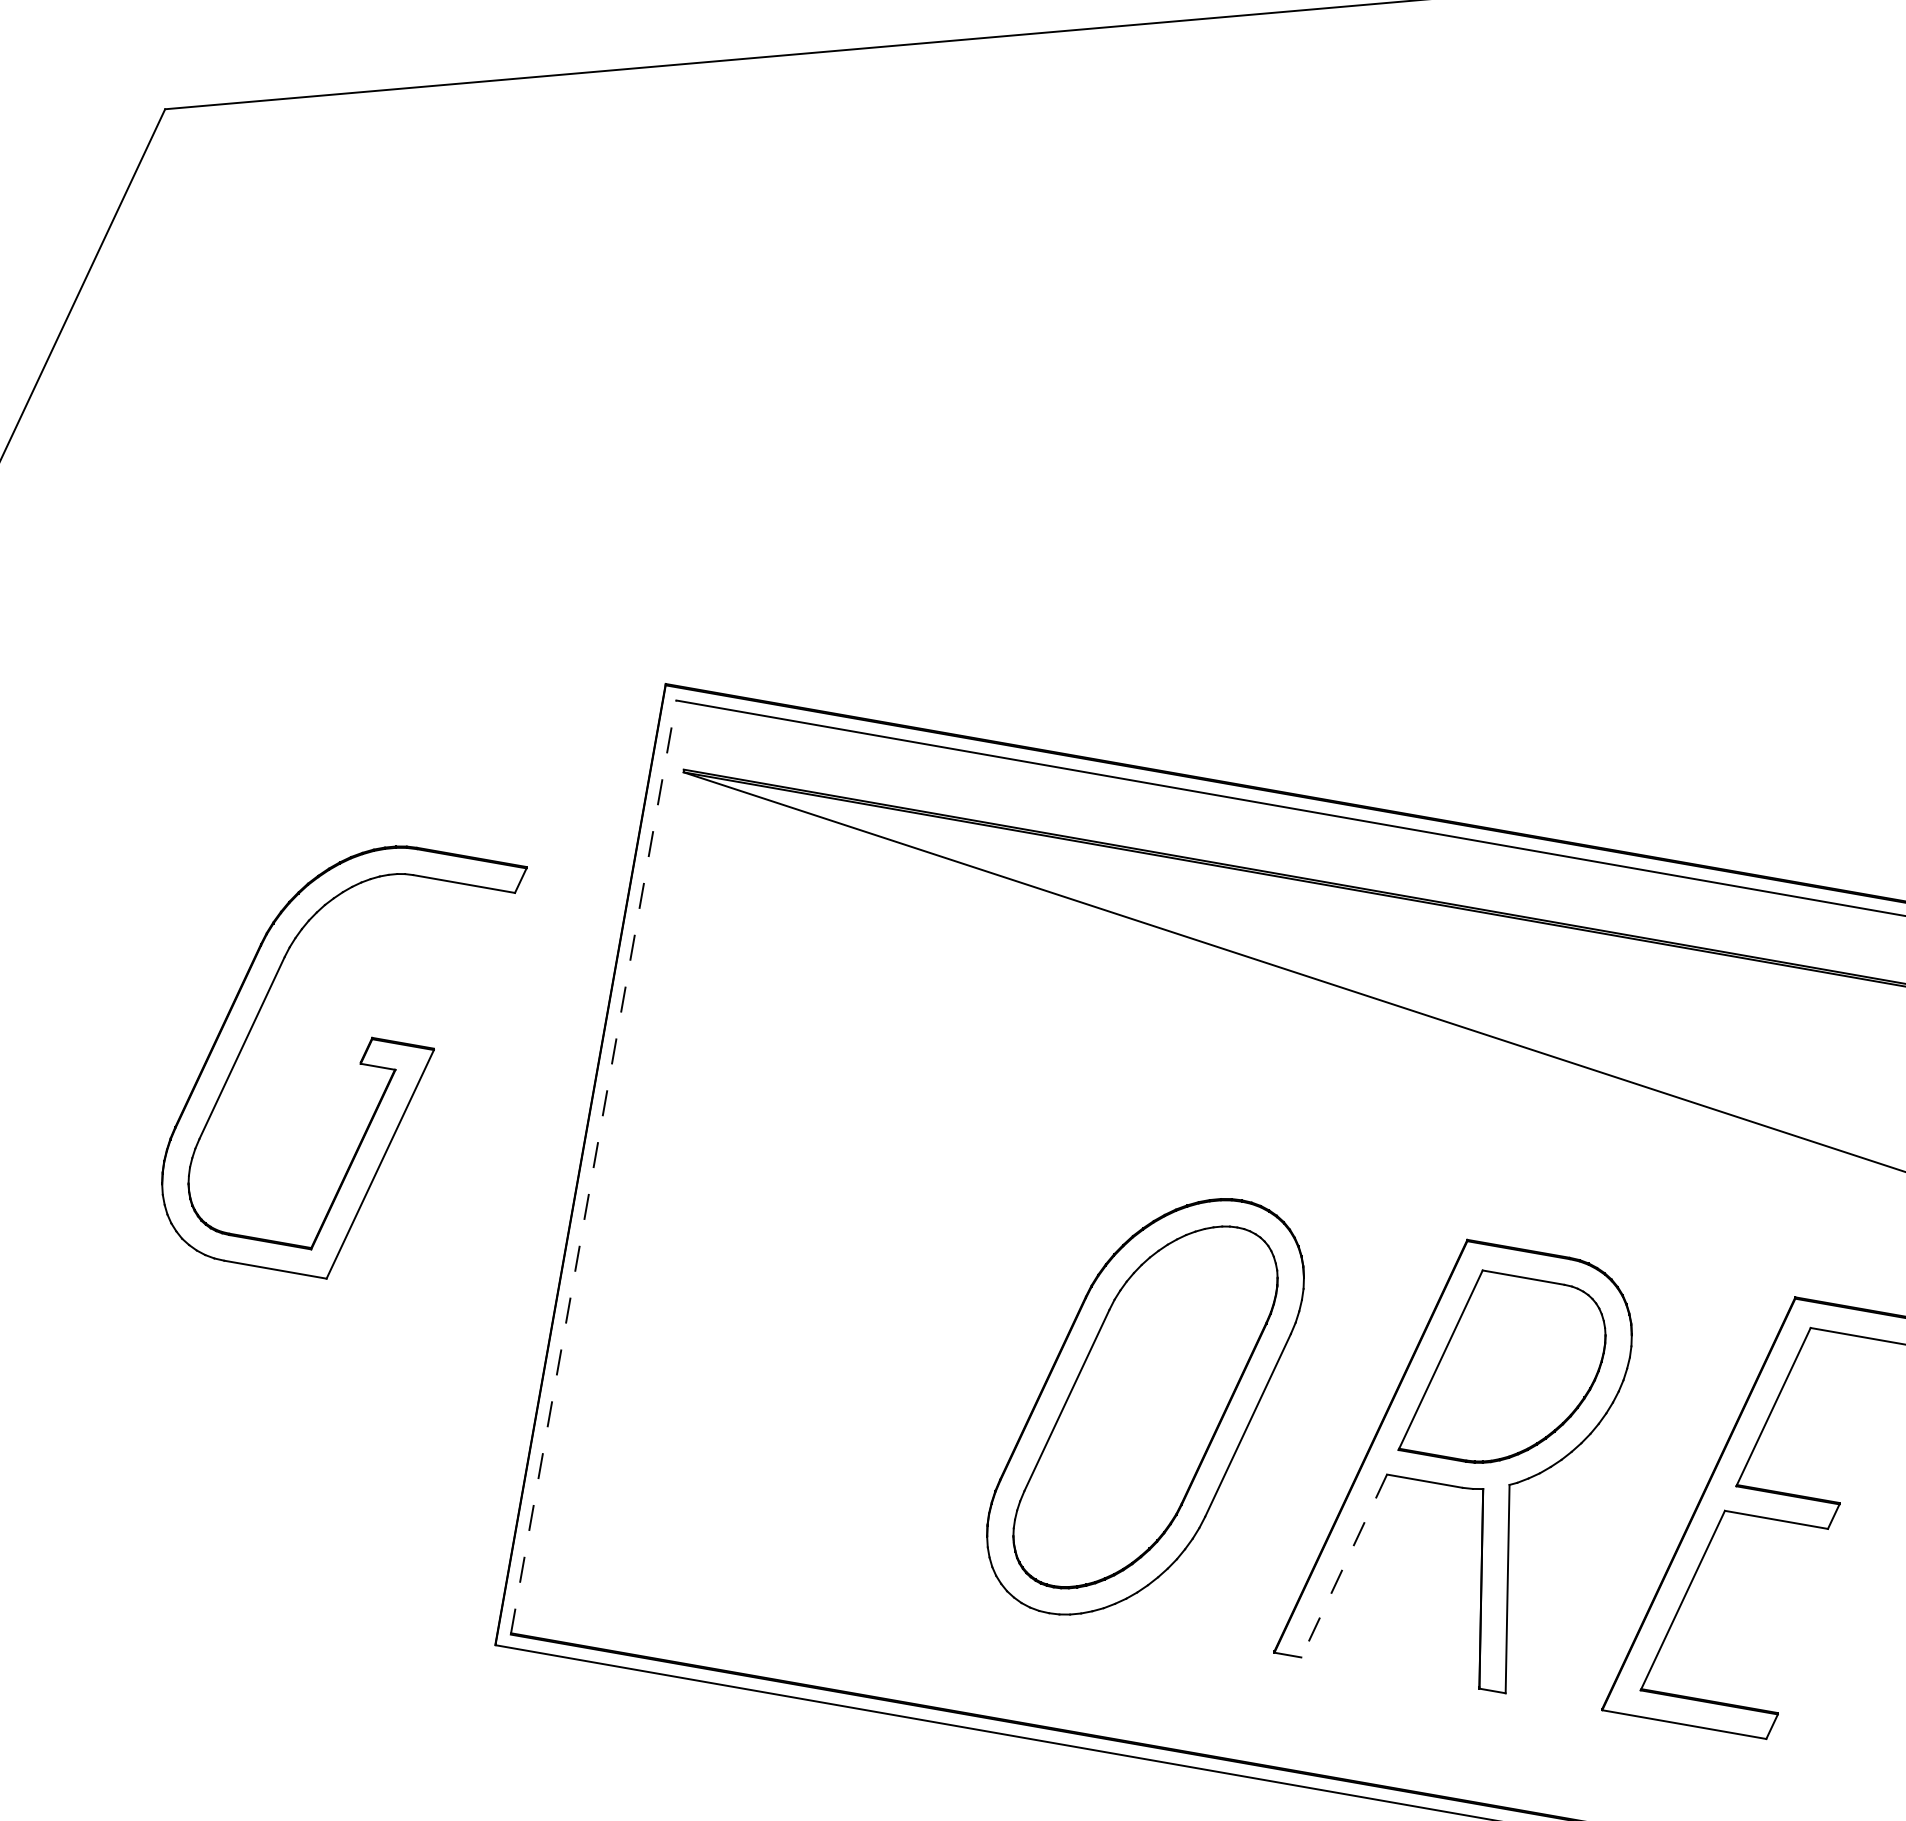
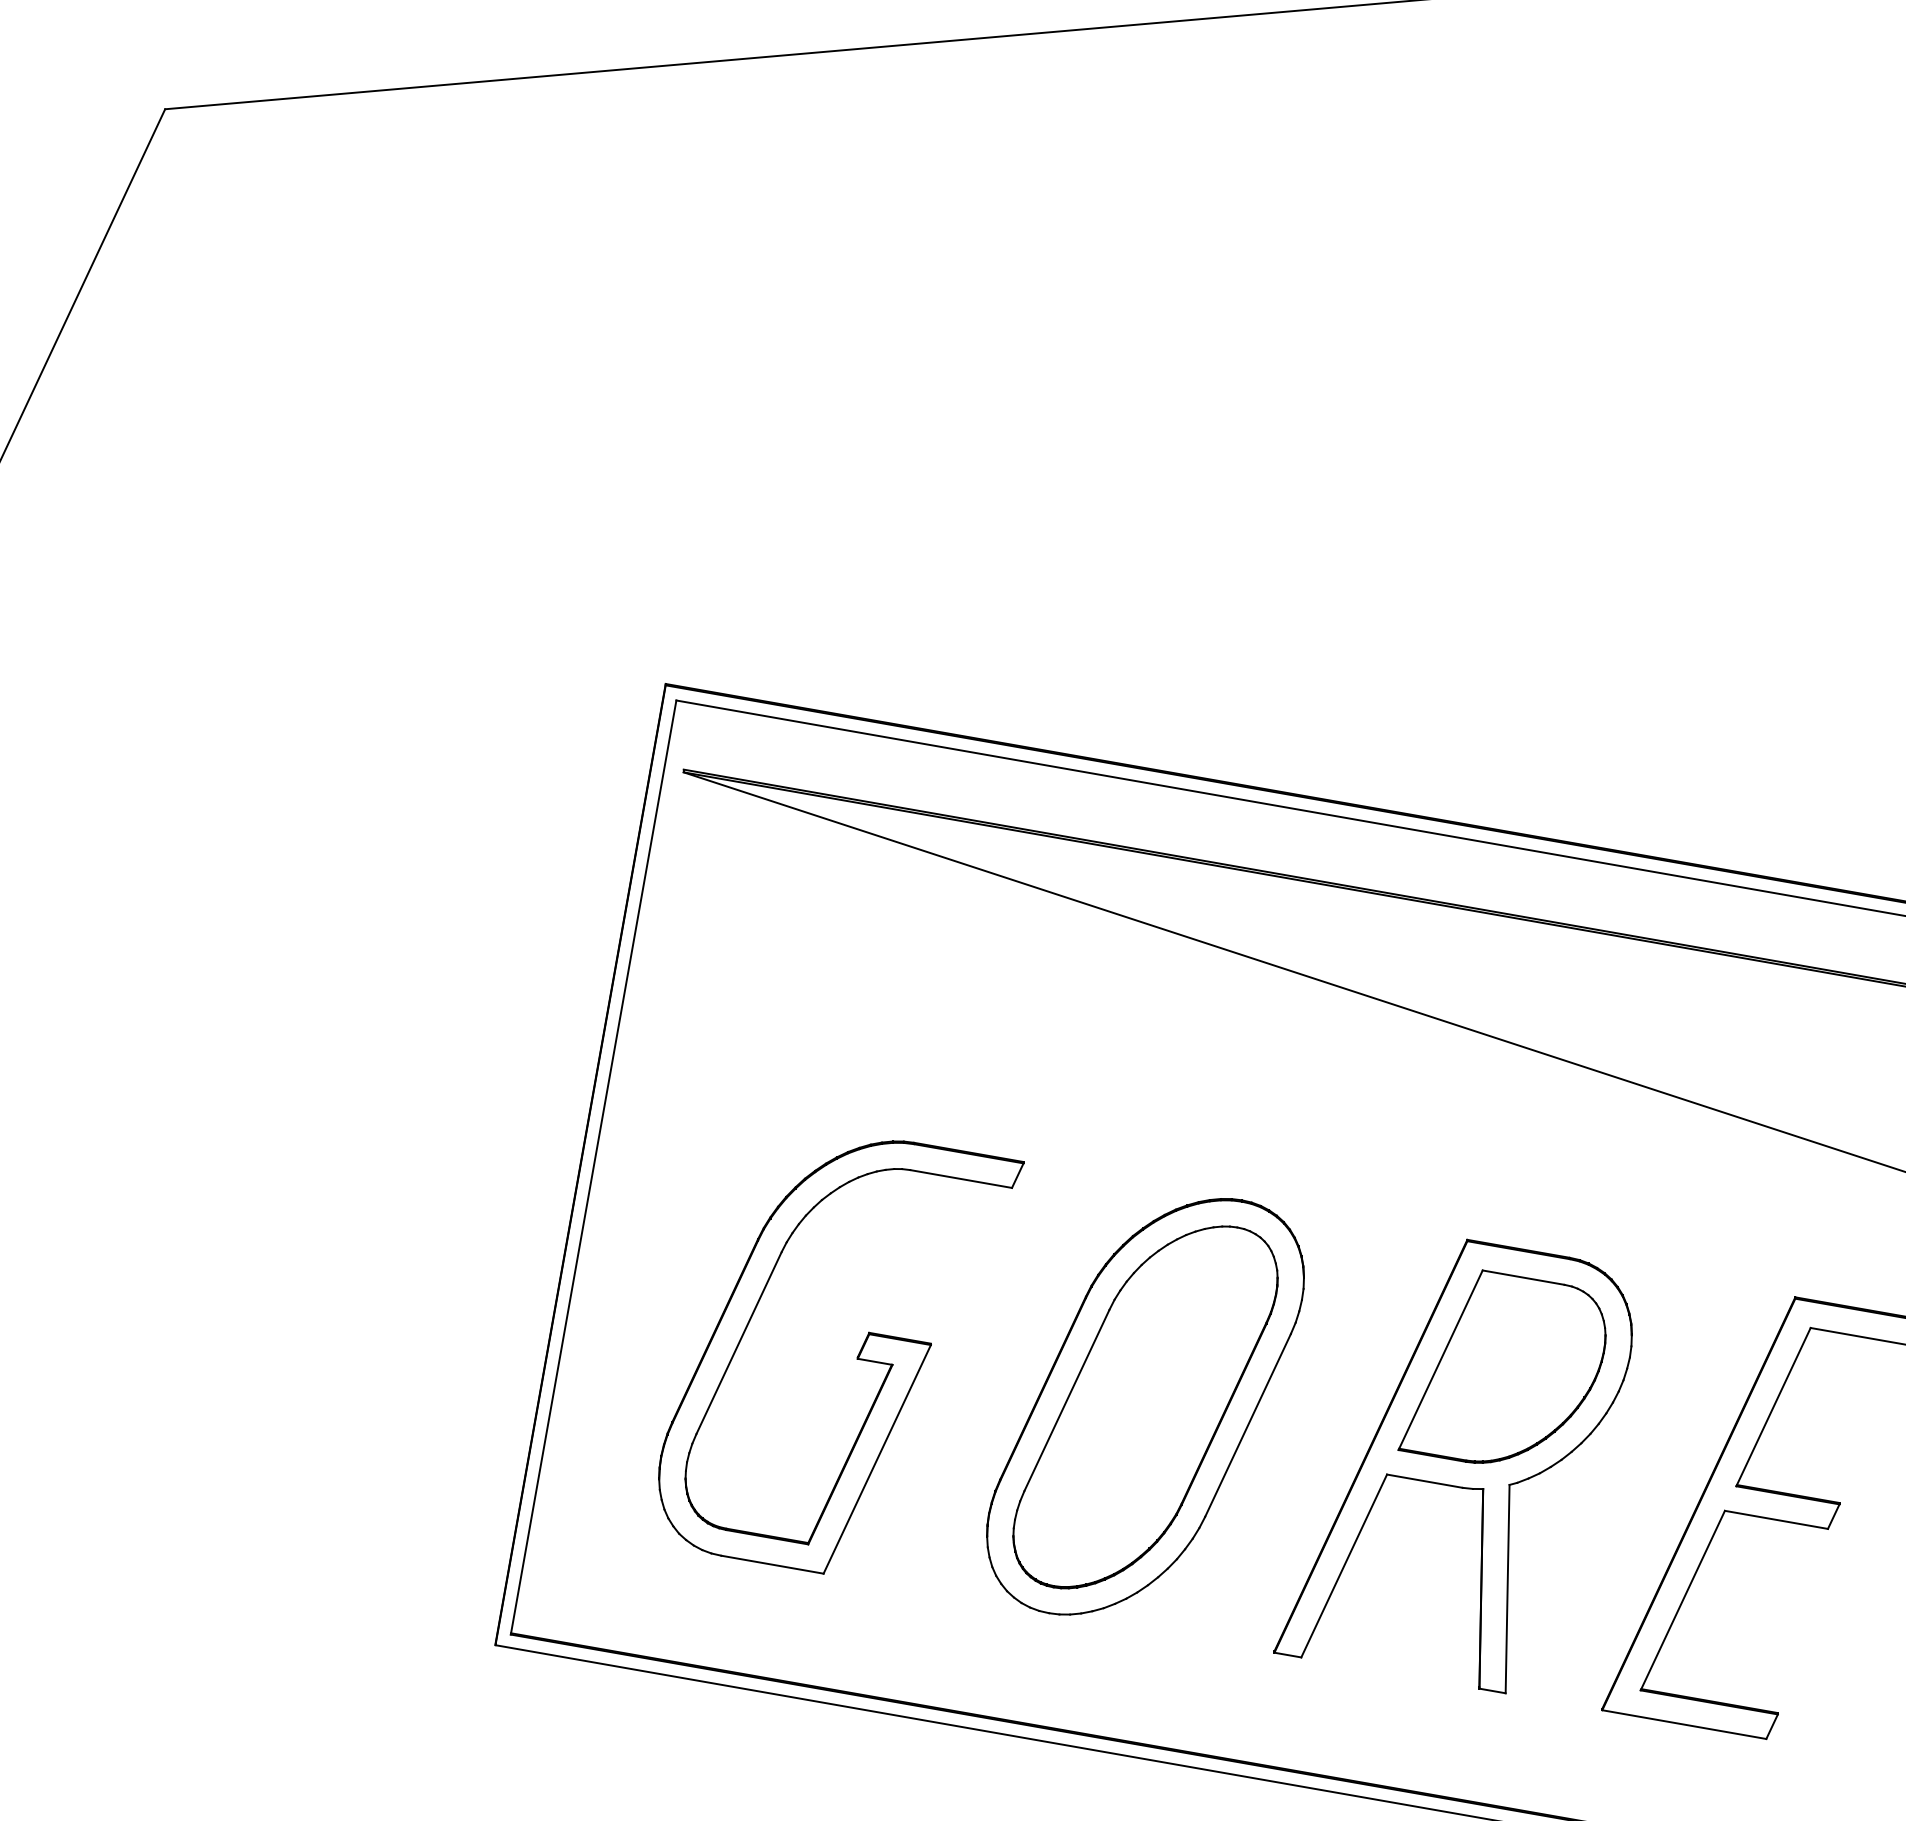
part position: (359, 1062) -> (856, 1357) (856, 1357)
line: dashed -> solid (593, 1167)
line: dashed -> solid (1344, 1566)
